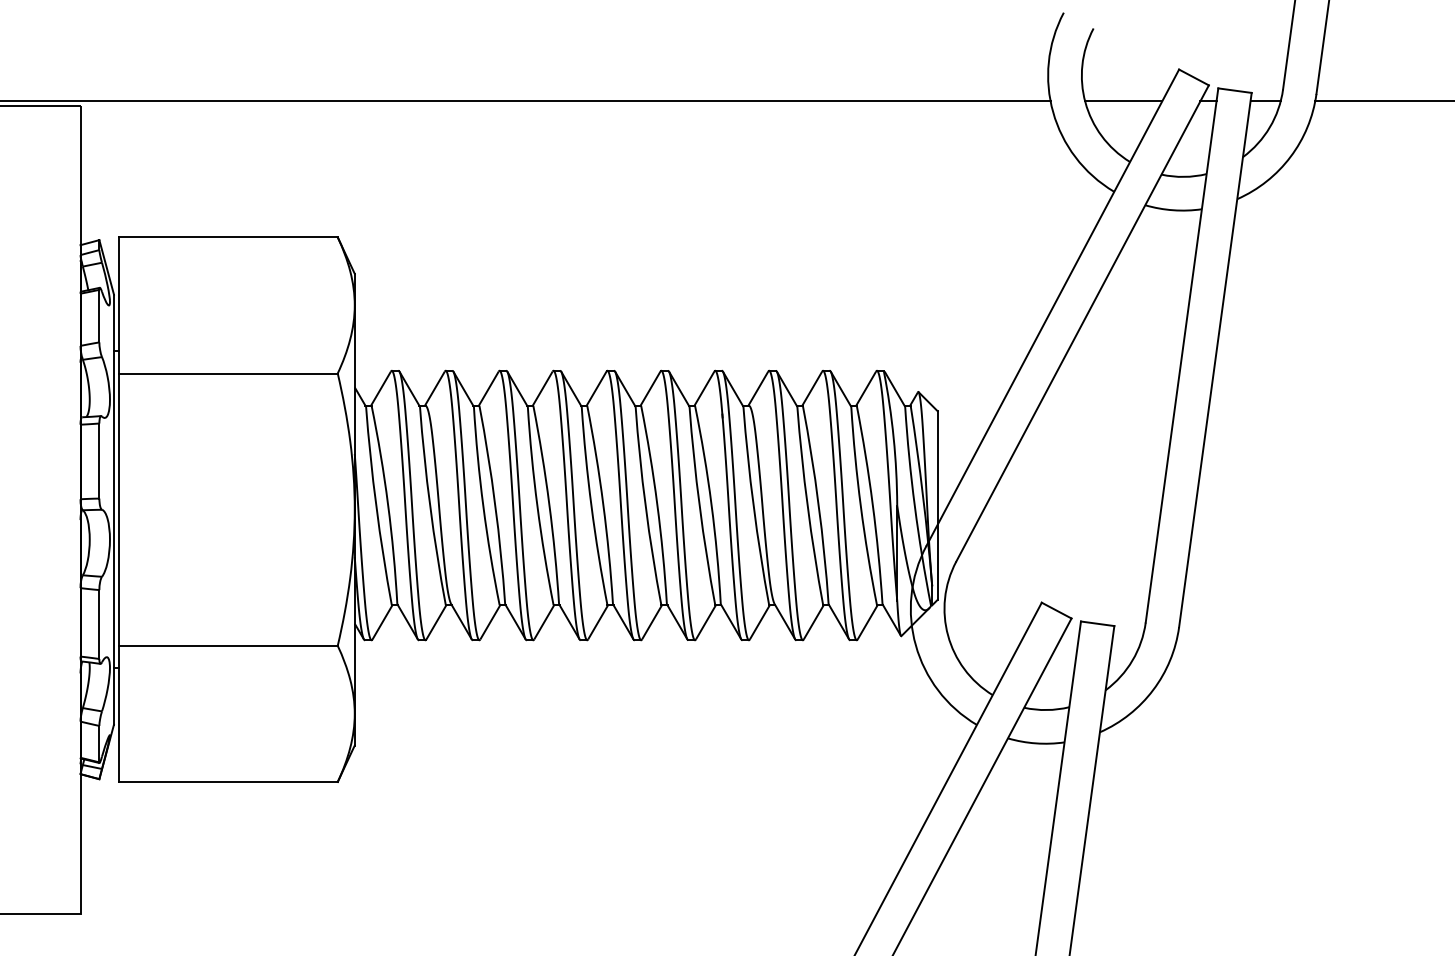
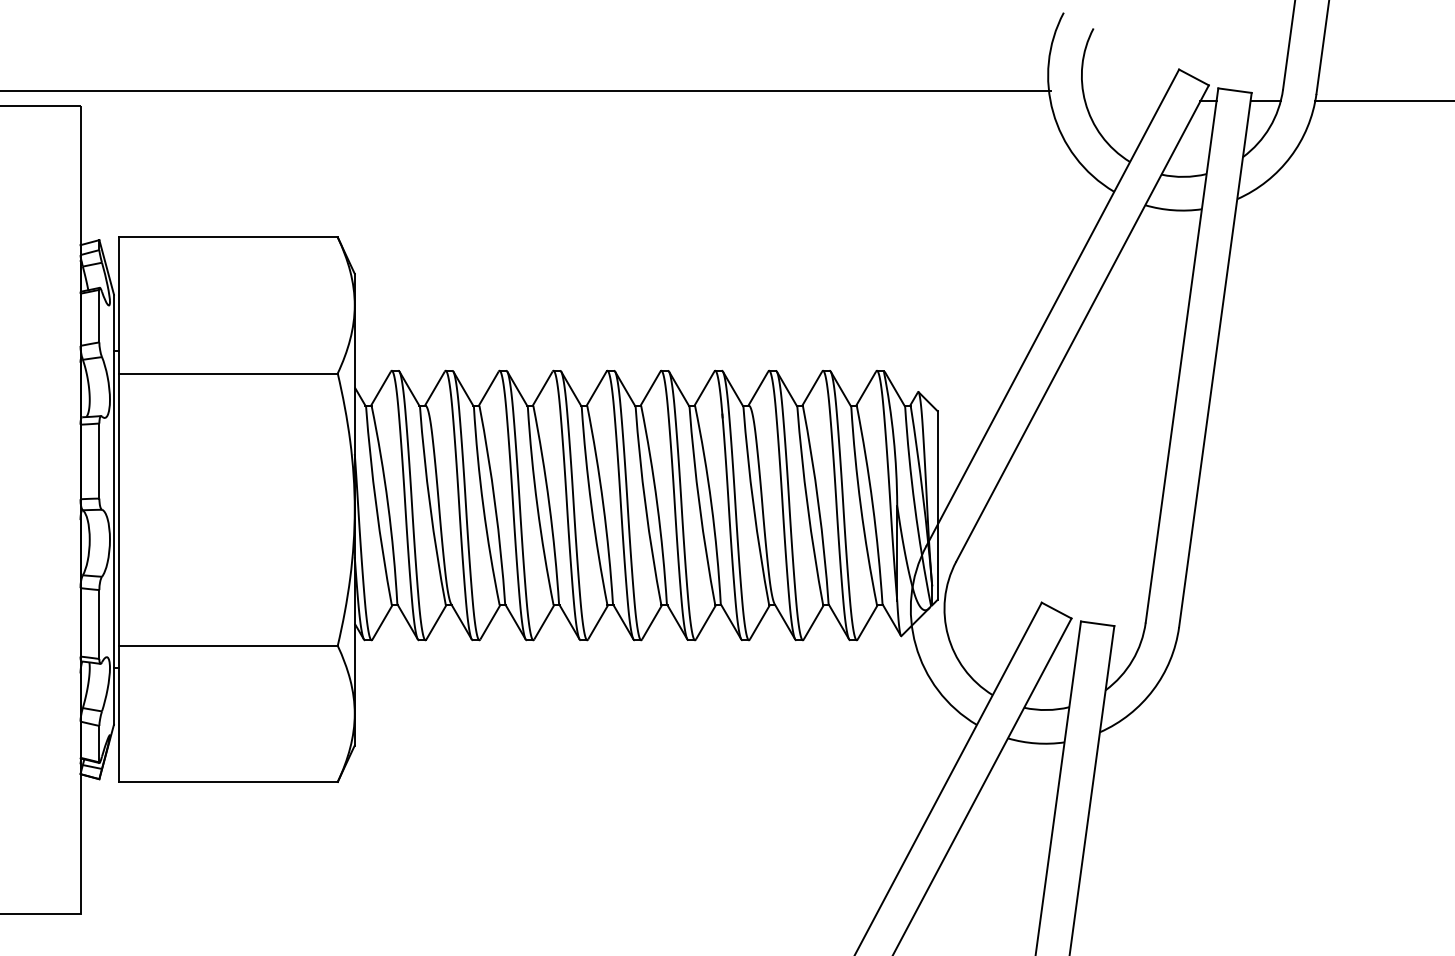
line position: (526, 101) -> (526, 91) (526, 91)
line: present -> none (1123, 101)
